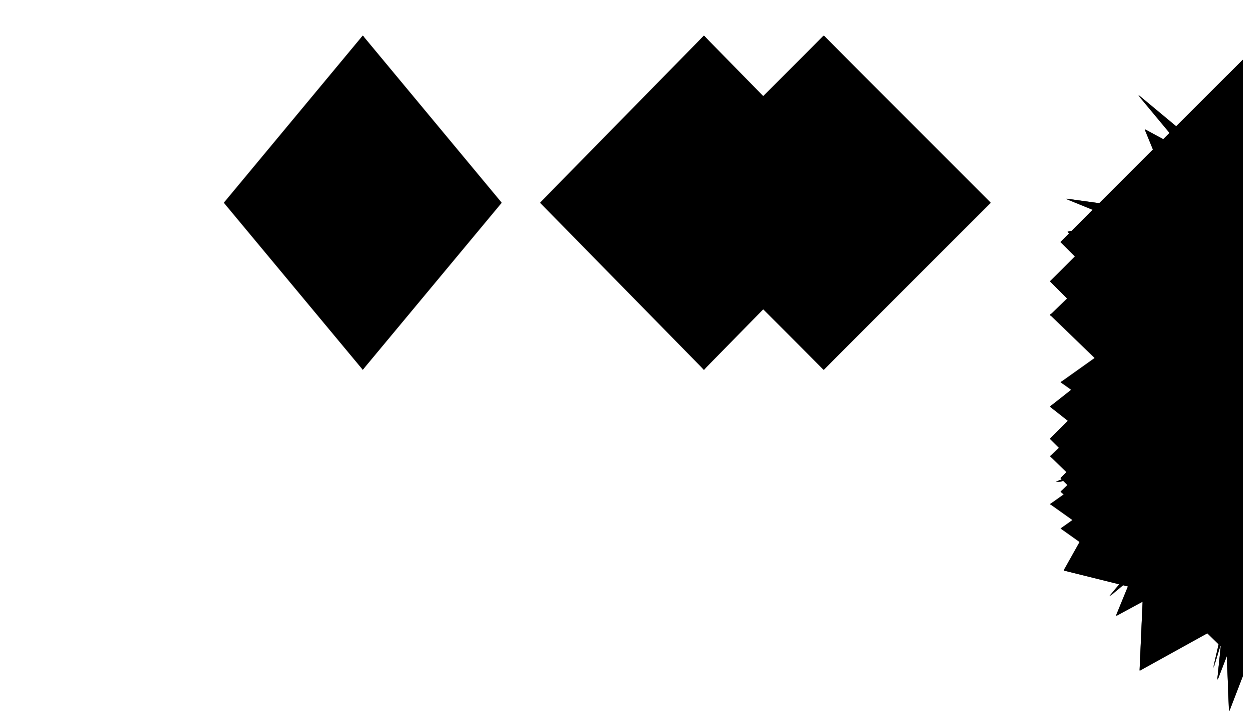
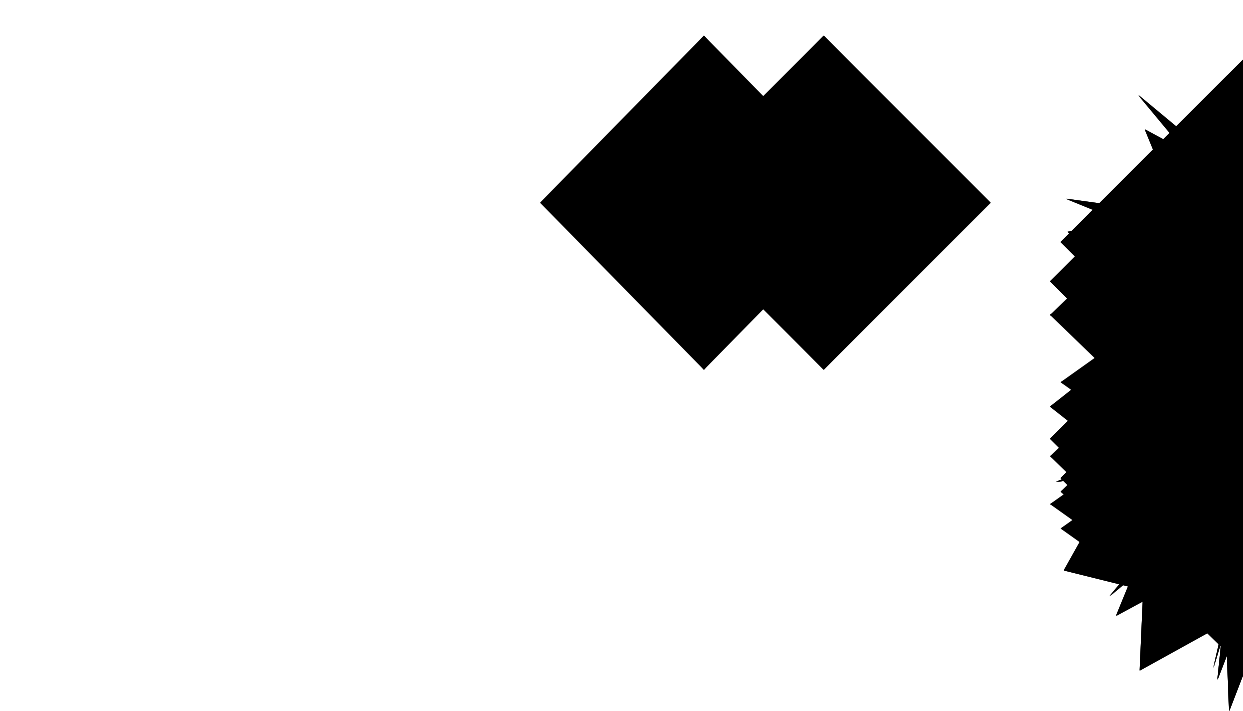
part: present -> none (362, 202)
